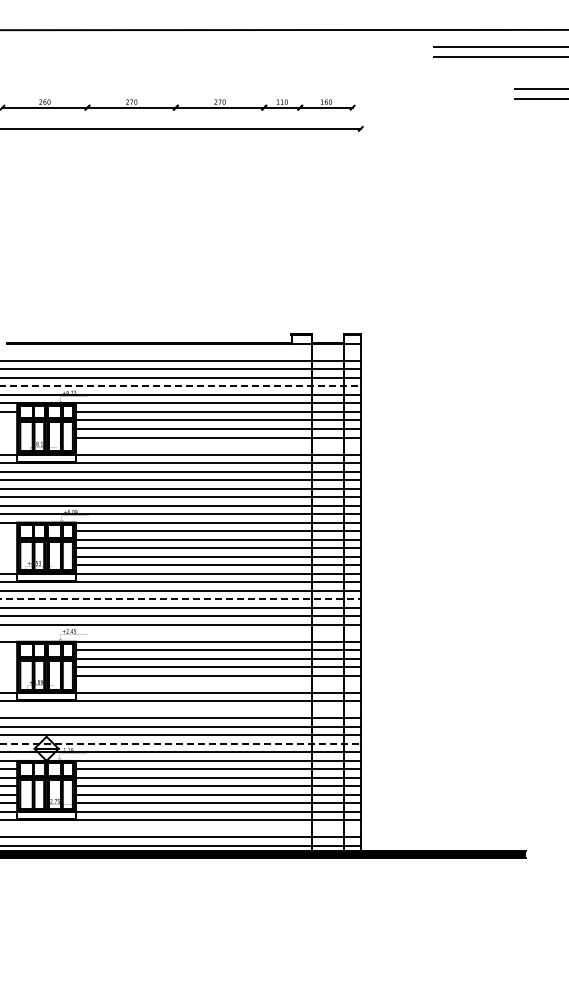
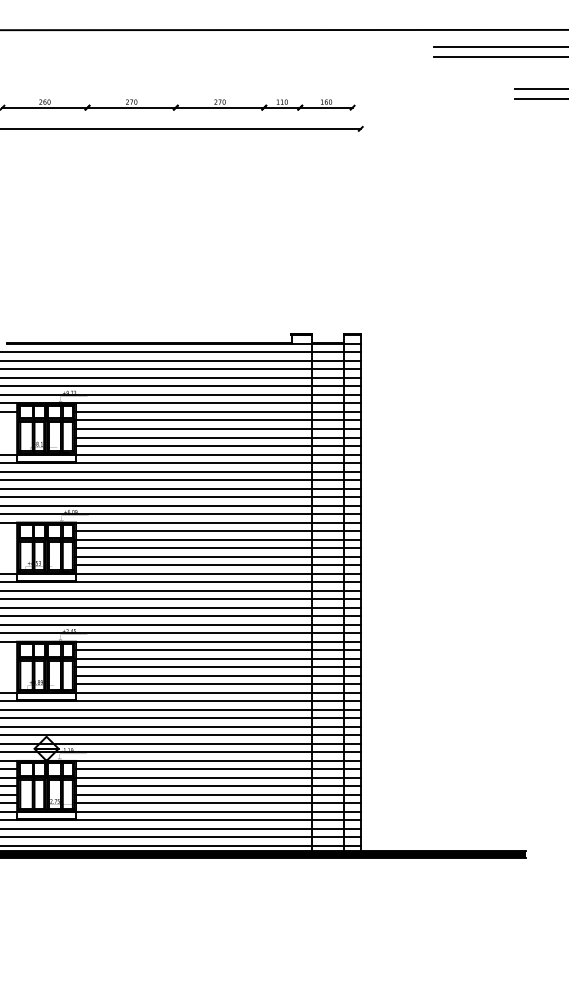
line: none -> present (181, 352)
line: dashed -> solid (181, 386)
line: none -> present (218, 446)
line: dashed -> solid (180, 599)
line: none -> present (181, 633)
line: none -> present (218, 684)
line: none -> present (181, 709)
line: dashed -> solid (180, 743)
line: none -> present (181, 828)
